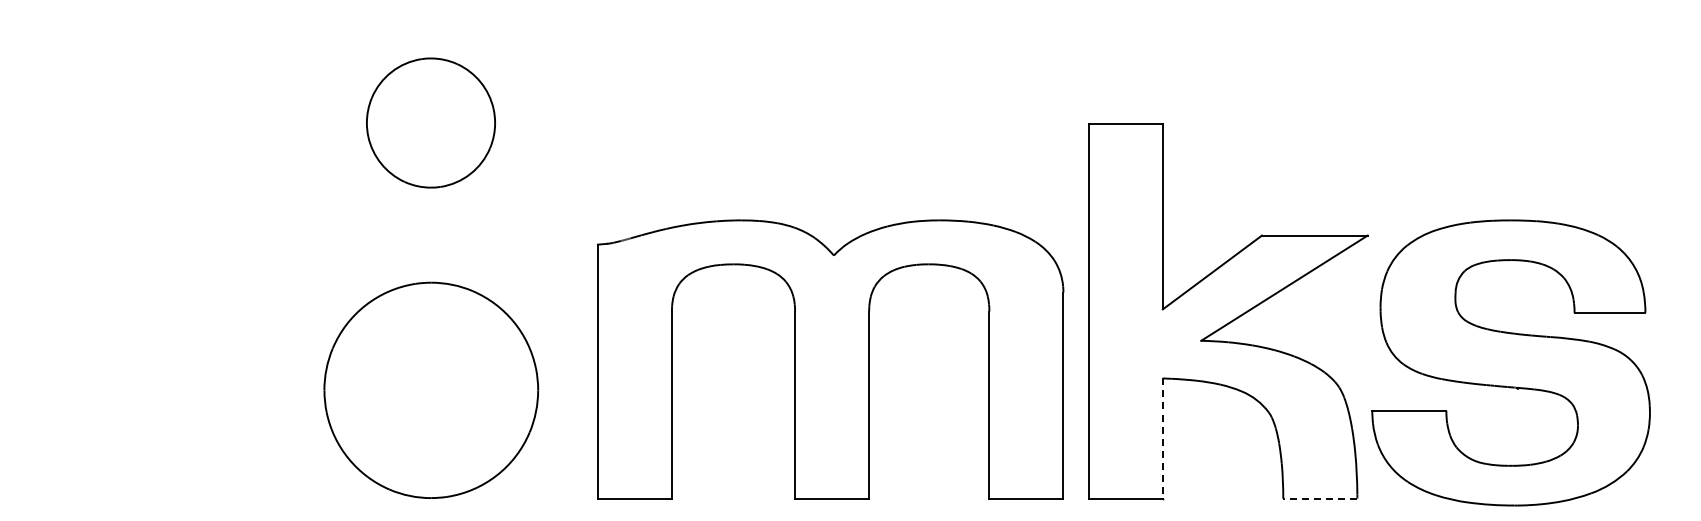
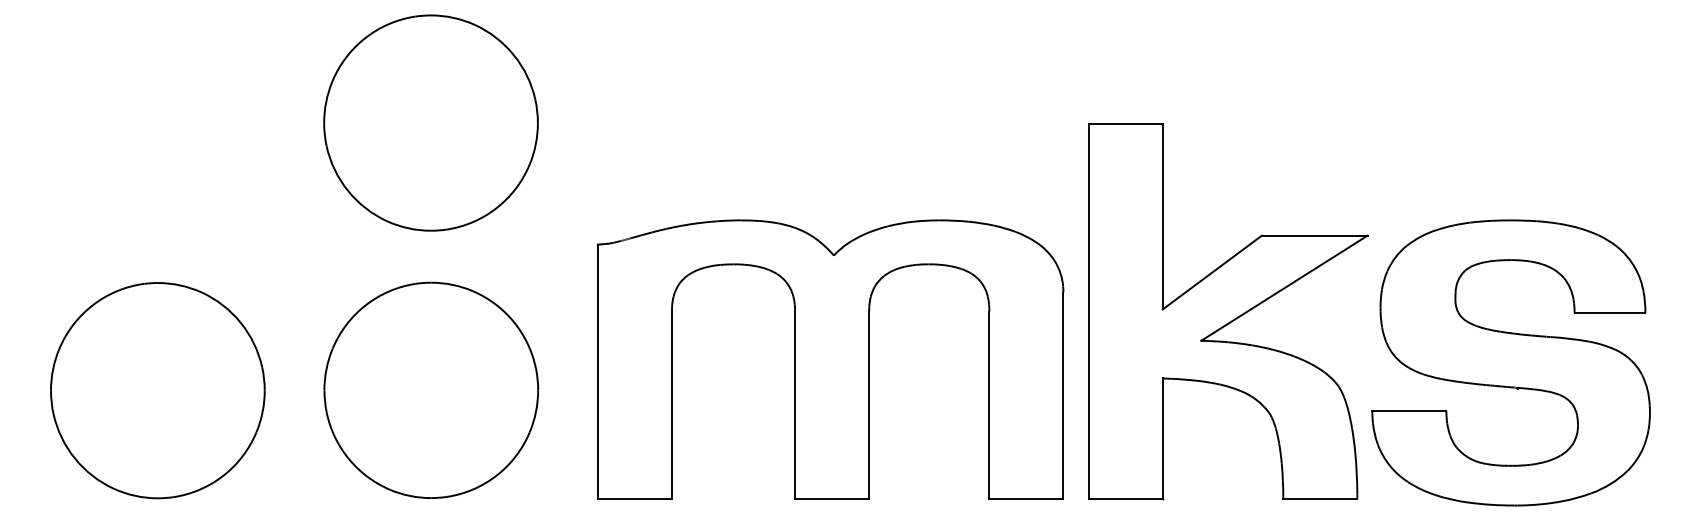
part size: 130x132 px -> 216x218 px (430, 122)
part: none -> present (157, 390)
line: dashed -> solid (1162, 439)
line: dashed -> solid (1319, 498)
